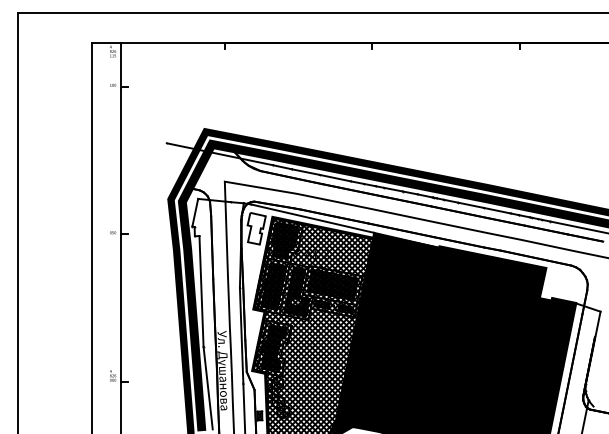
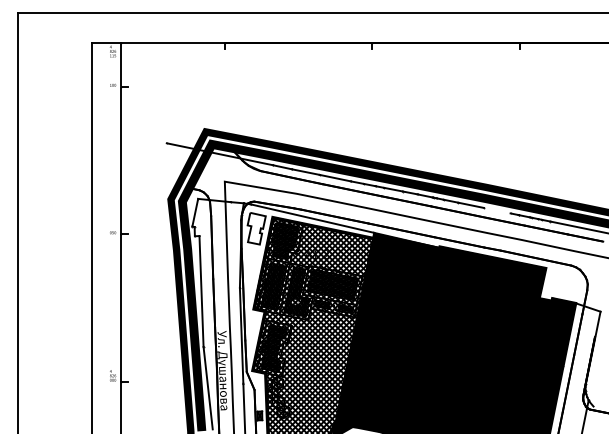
line: present -> none (497, 210)
